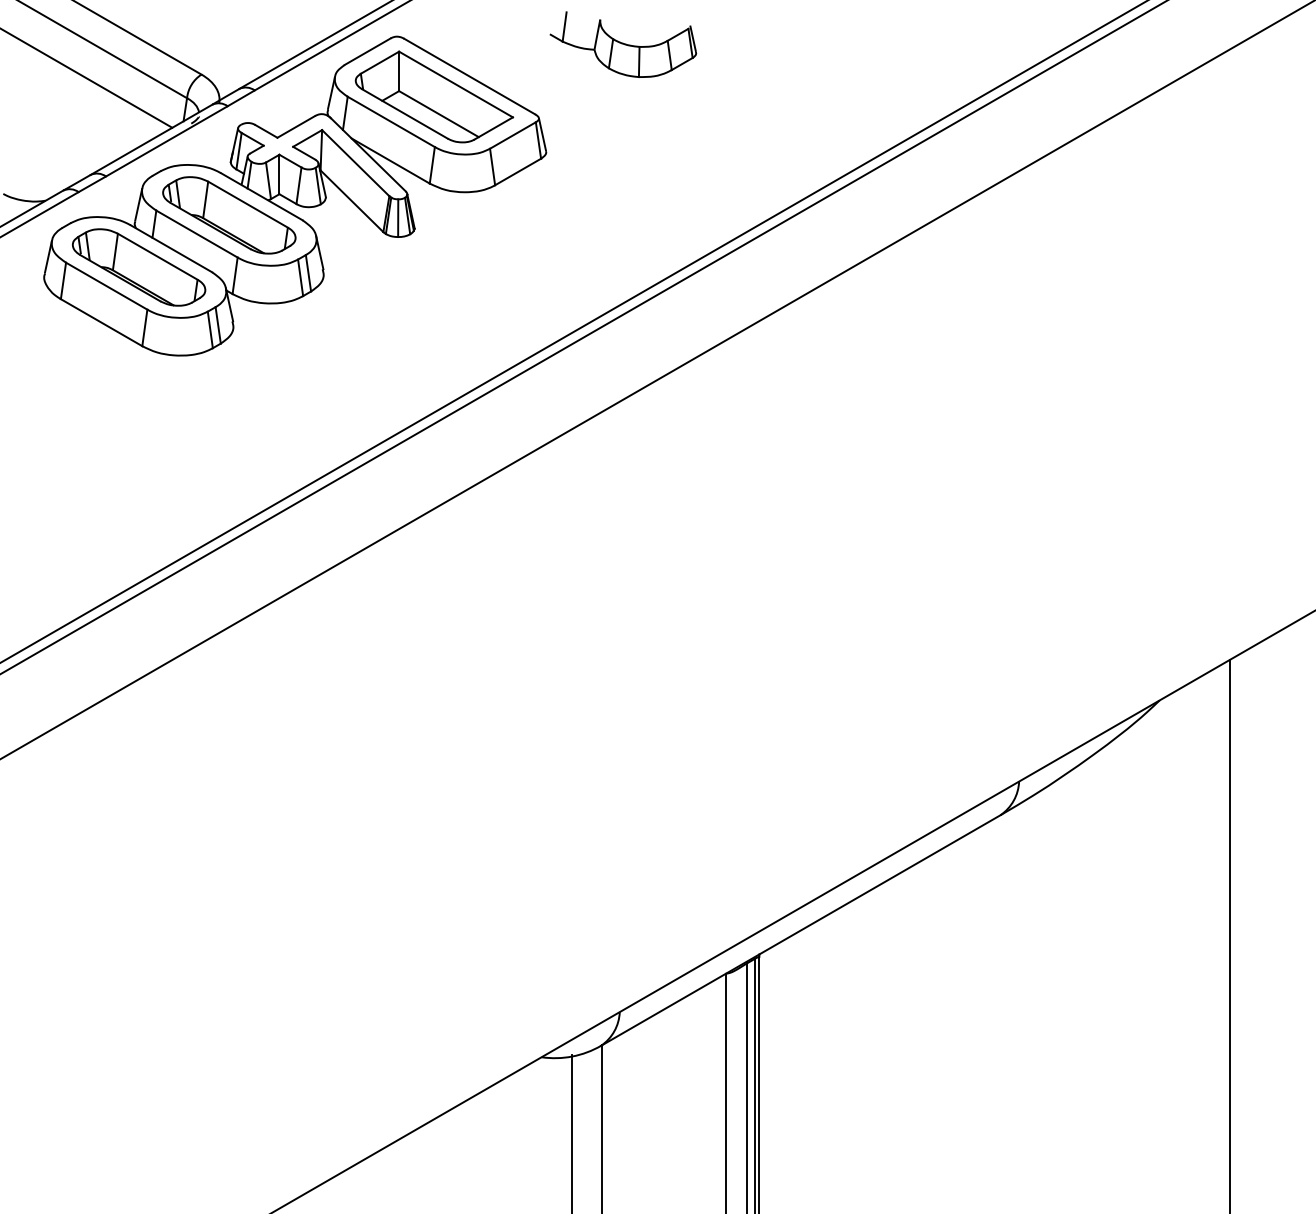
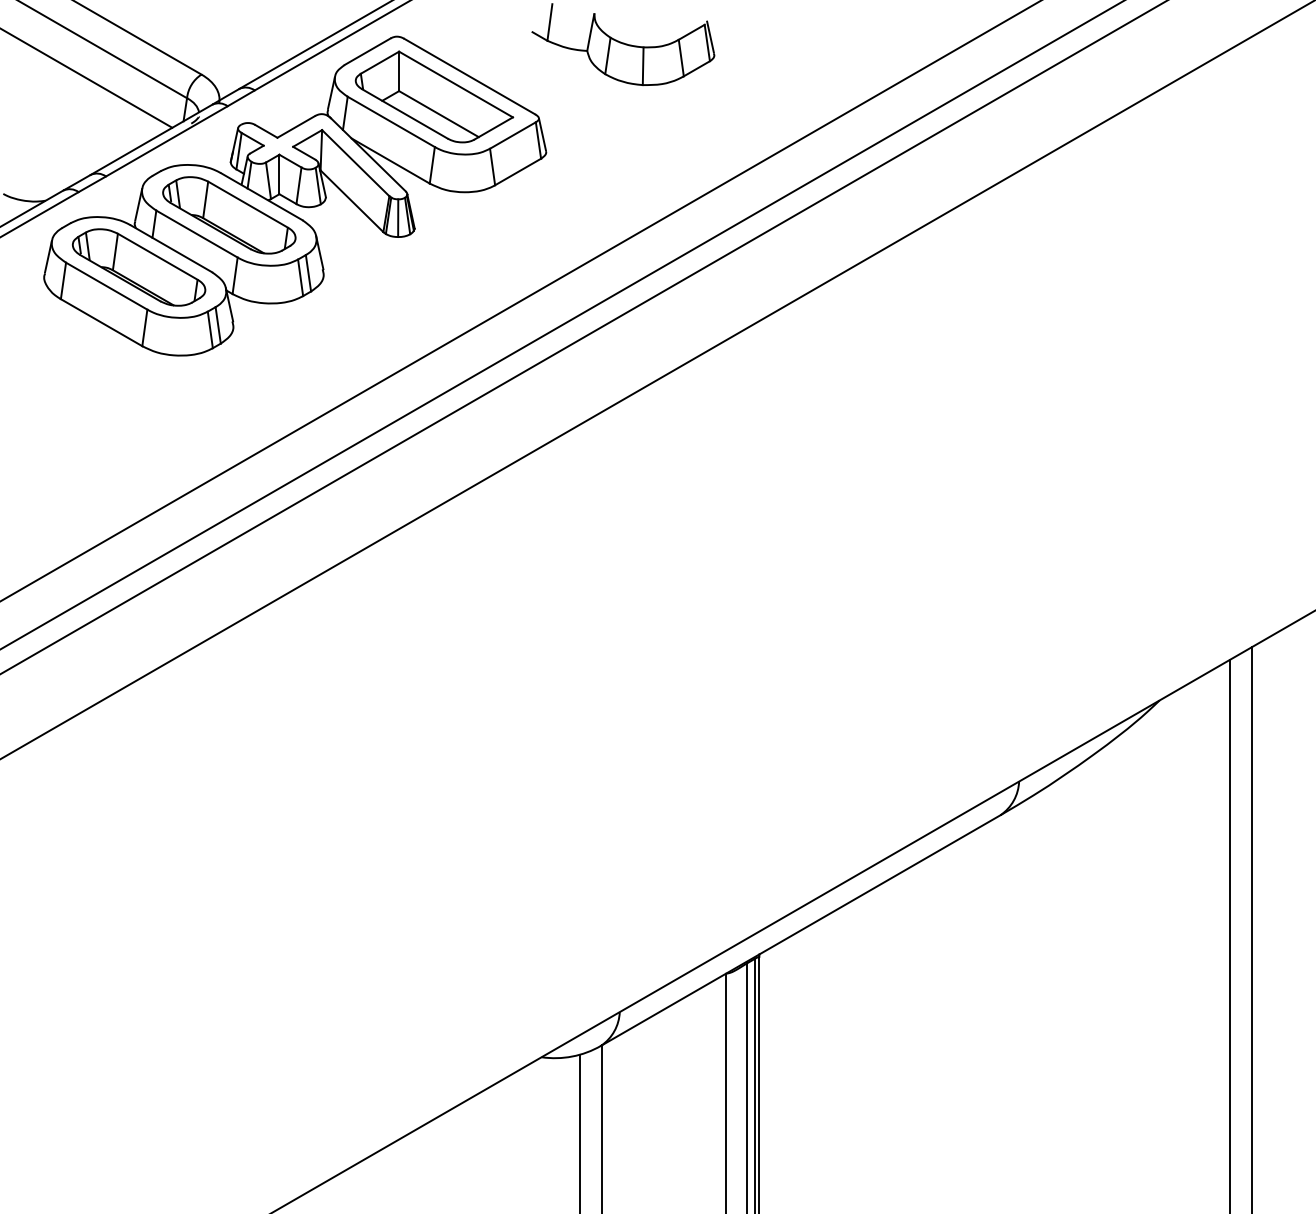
part size: 149x67 px -> 185x84 px (623, 44)
line: none -> present (520, 301)
line position: (573, 331) -> (561, 325) (561, 325)
line: none -> present (1251, 928)
line position: (572, 1132) -> (580, 1132) (580, 1132)
